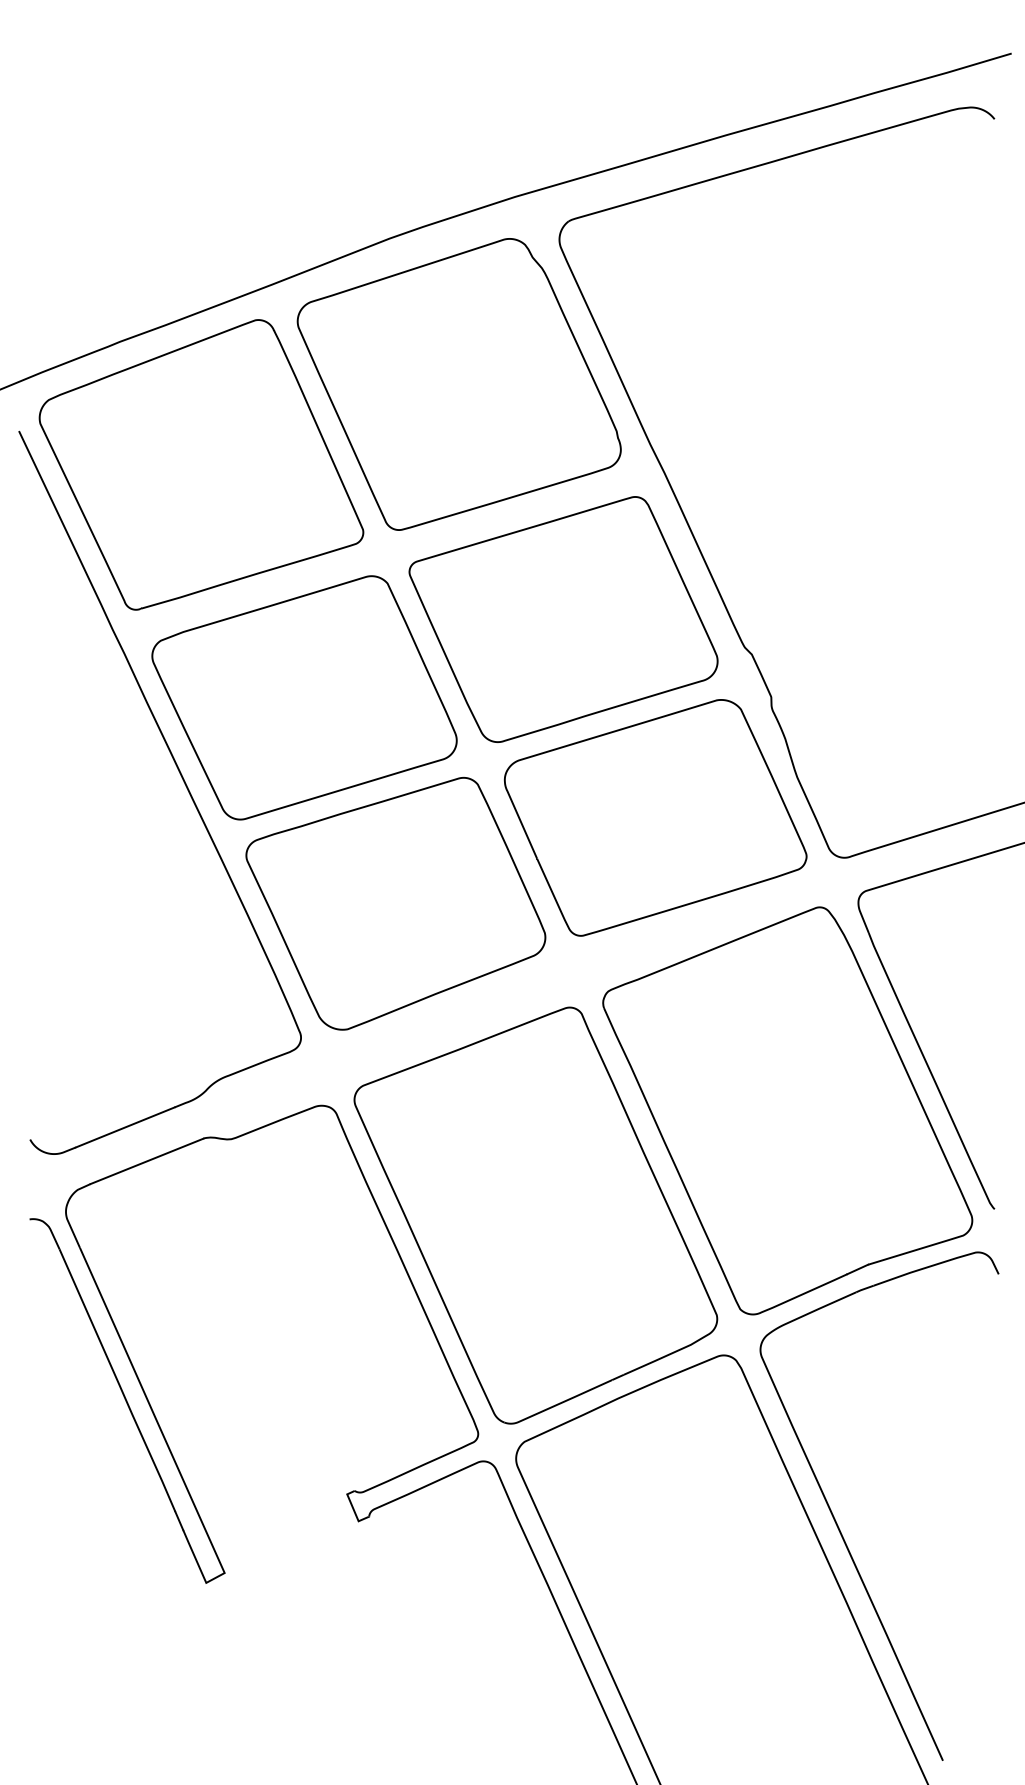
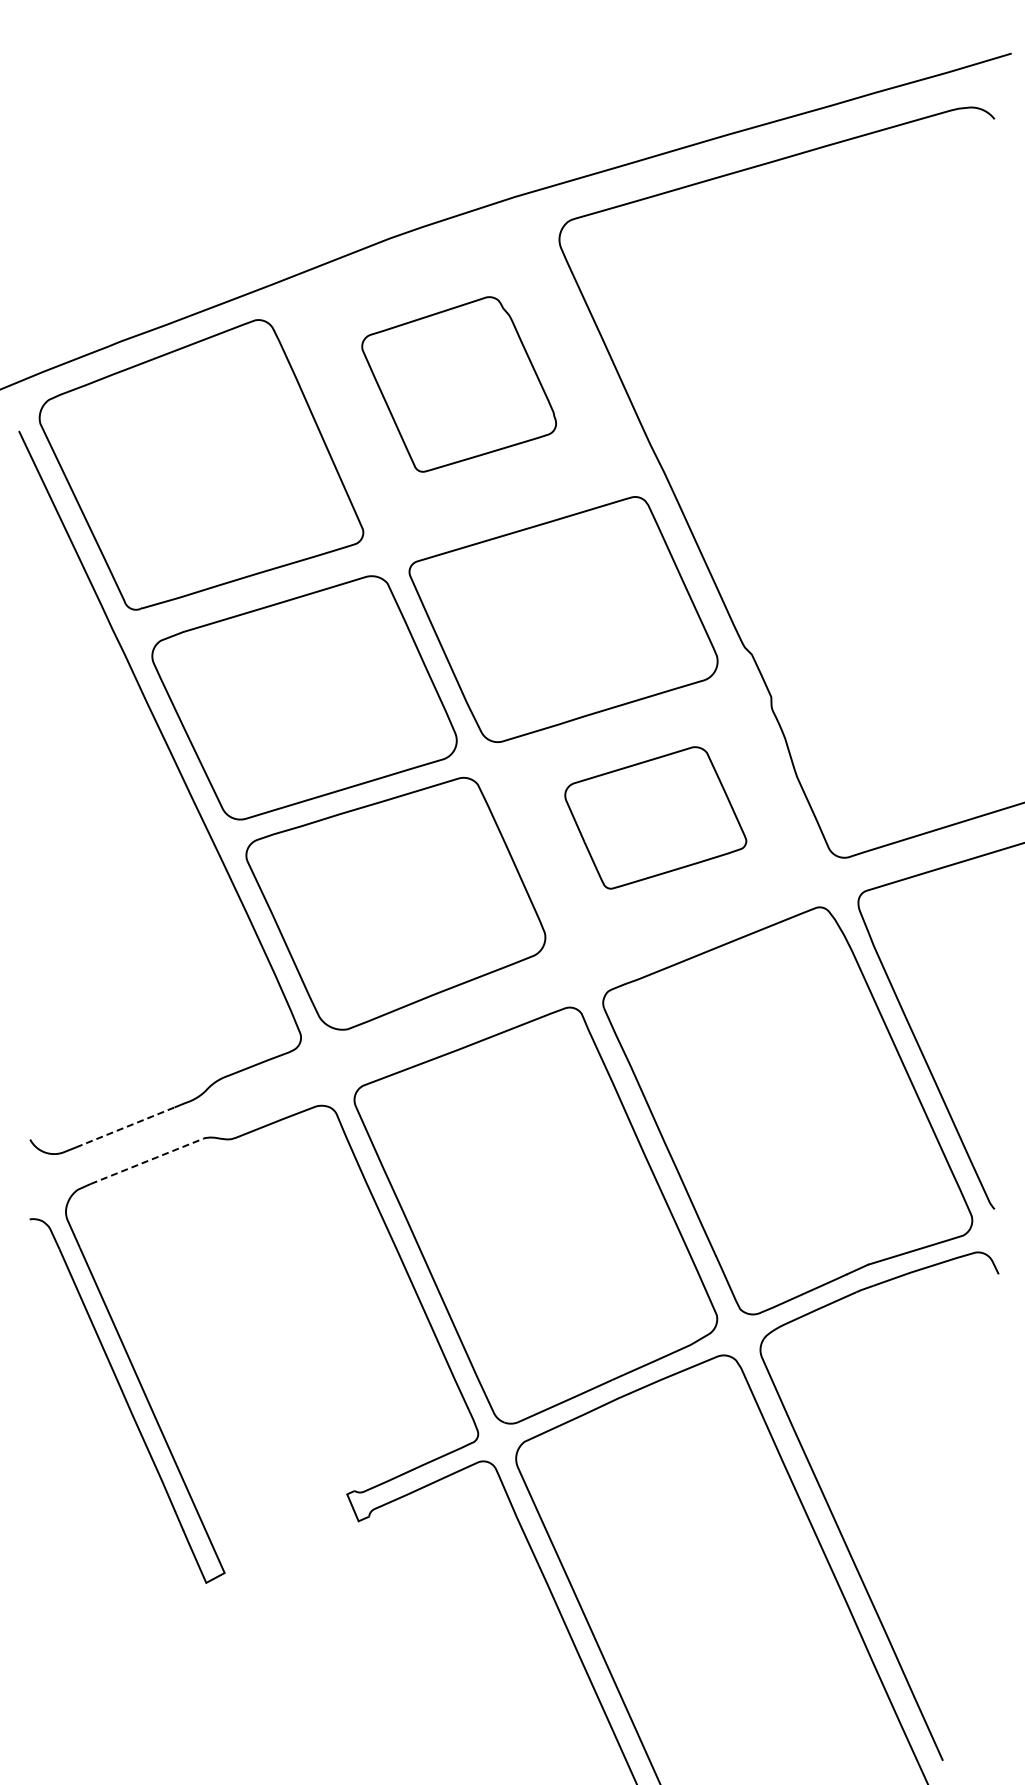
part size: 326x293 px -> 196x177 px (458, 384)
part size: 304x238 px -> 184x144 px (655, 817)
line: solid -> dashed (125, 1127)
line: solid -> dashed (146, 1161)
